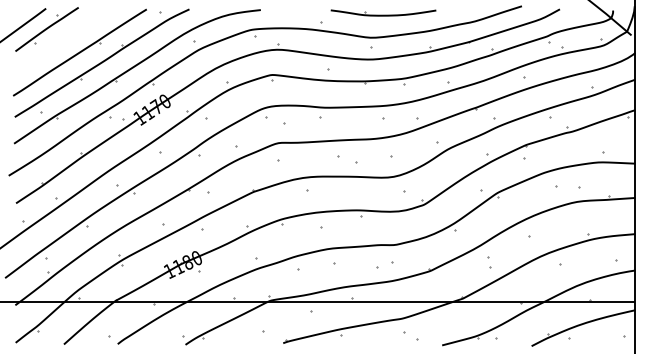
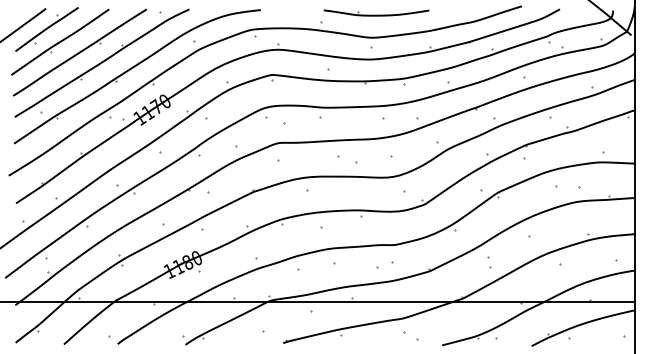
part position: (383, 12) -> (376, 12) (376, 12)
part: none -> present (60, 41)
